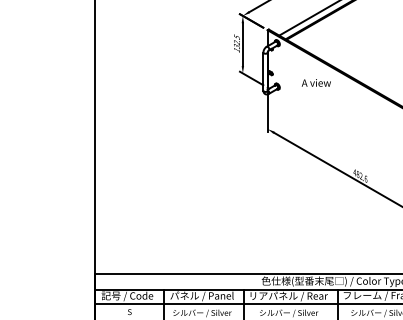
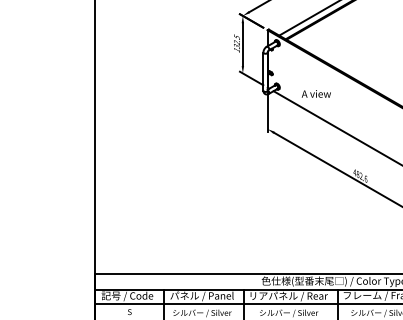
text position: (315, 82) -> (315, 93) (315, 93)
line: none -> present (336, 127)
